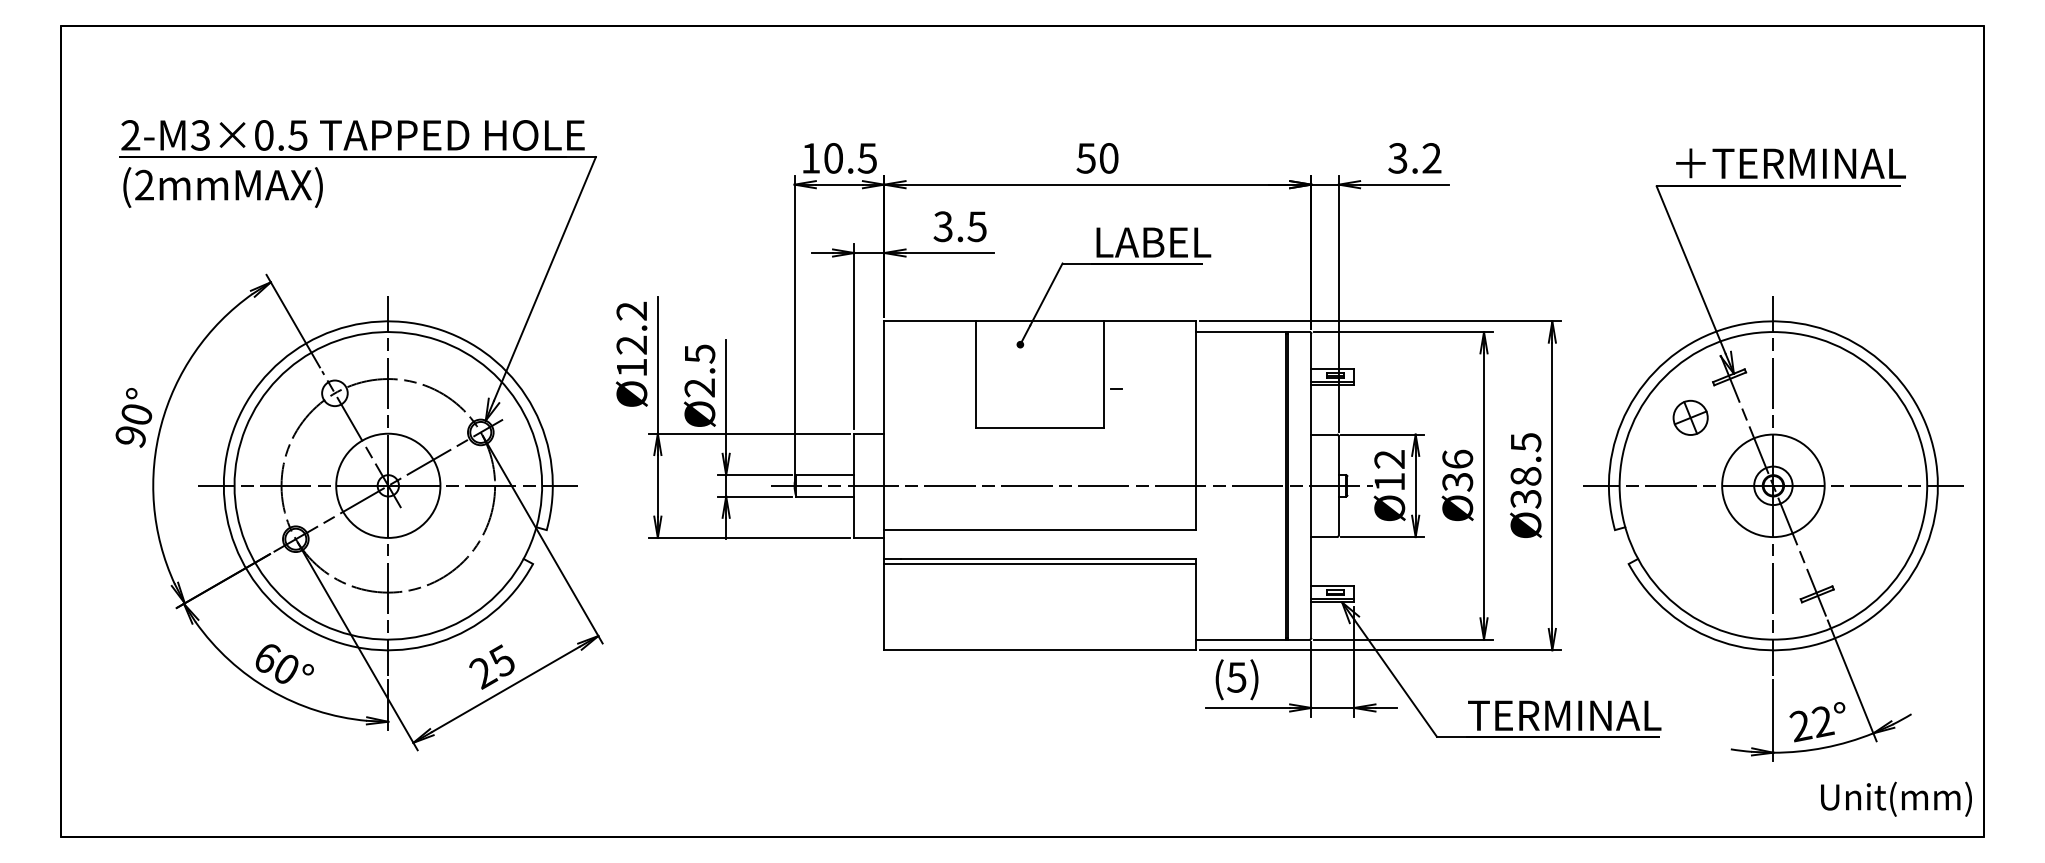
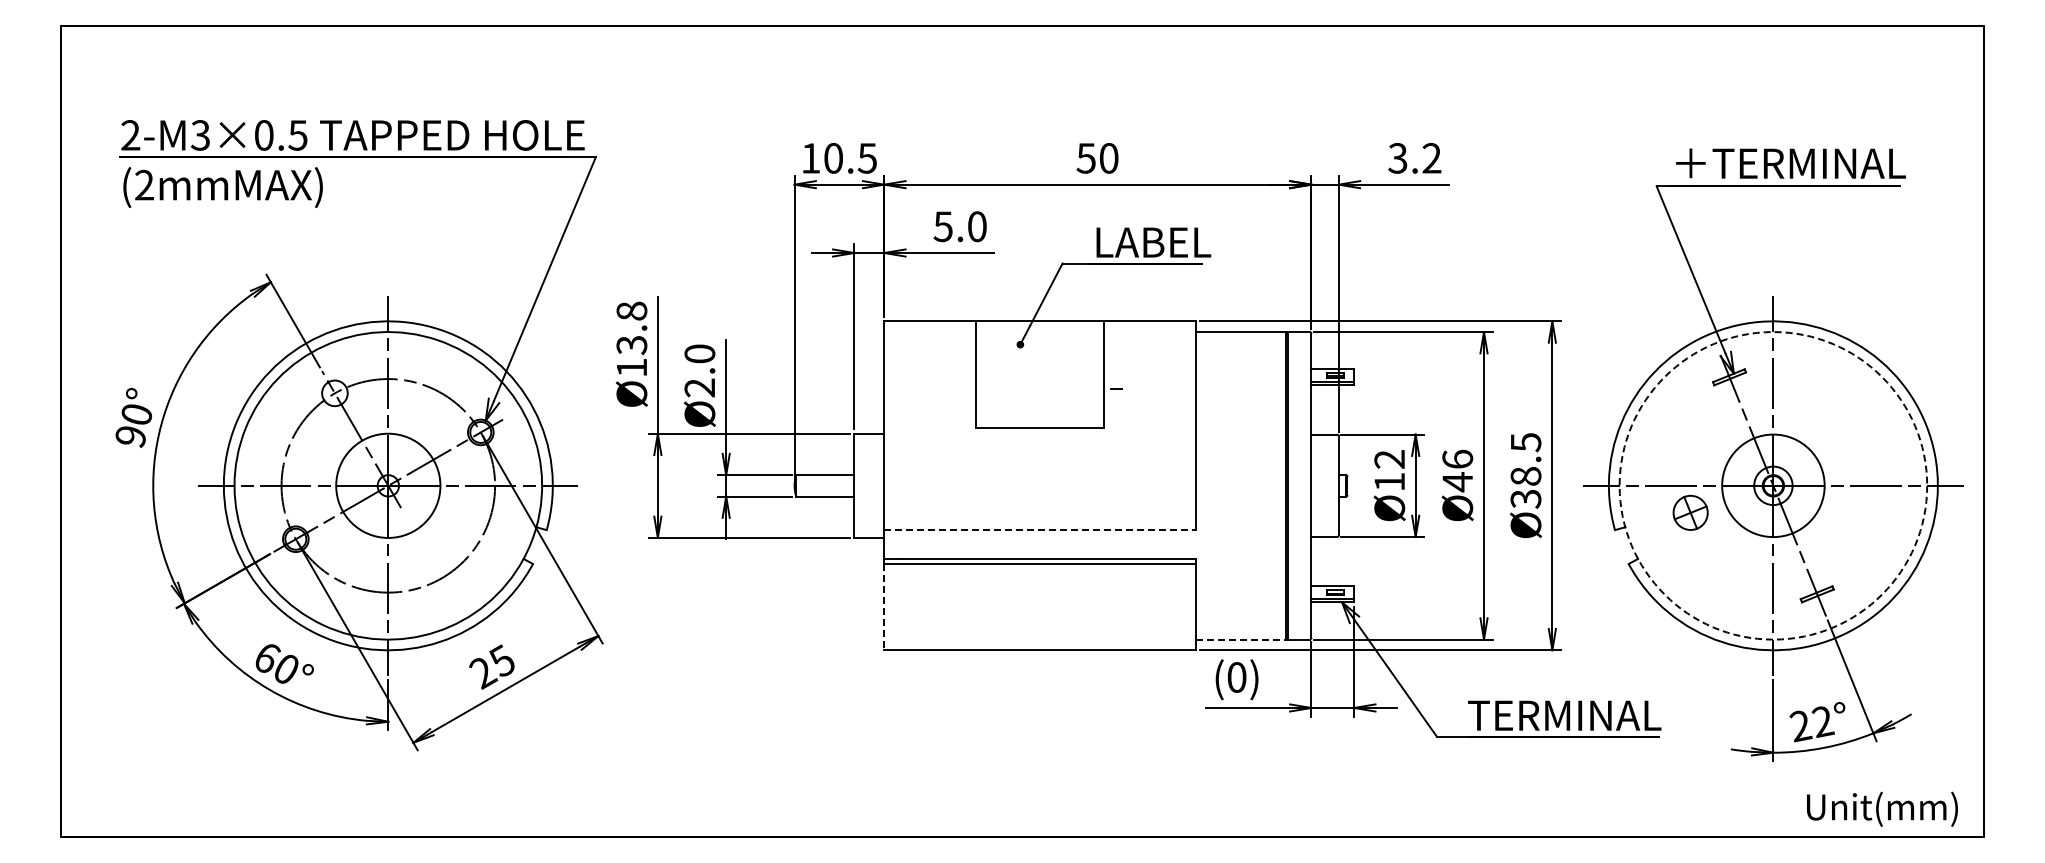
text: 3.5 -> 5.0 (959, 226)
text: Ø12.2 -> Ø13.8 (631, 327)
text: Ø2.5 -> Ø2.0 (699, 353)
part position: (1690, 417) -> (1690, 512) (1690, 512)
text: Ø36 -> Ø46 (1457, 482)
line: present -> none (1071, 485)
circle: solid -> dashed (1773, 485)
line: solid -> dashed (1040, 530)
line: solid -> dashed (884, 607)
line: solid -> dashed (1240, 639)
text: (5) -> (0) (1236, 677)
text position: (1896, 798) -> (1882, 808) (1882, 808)
